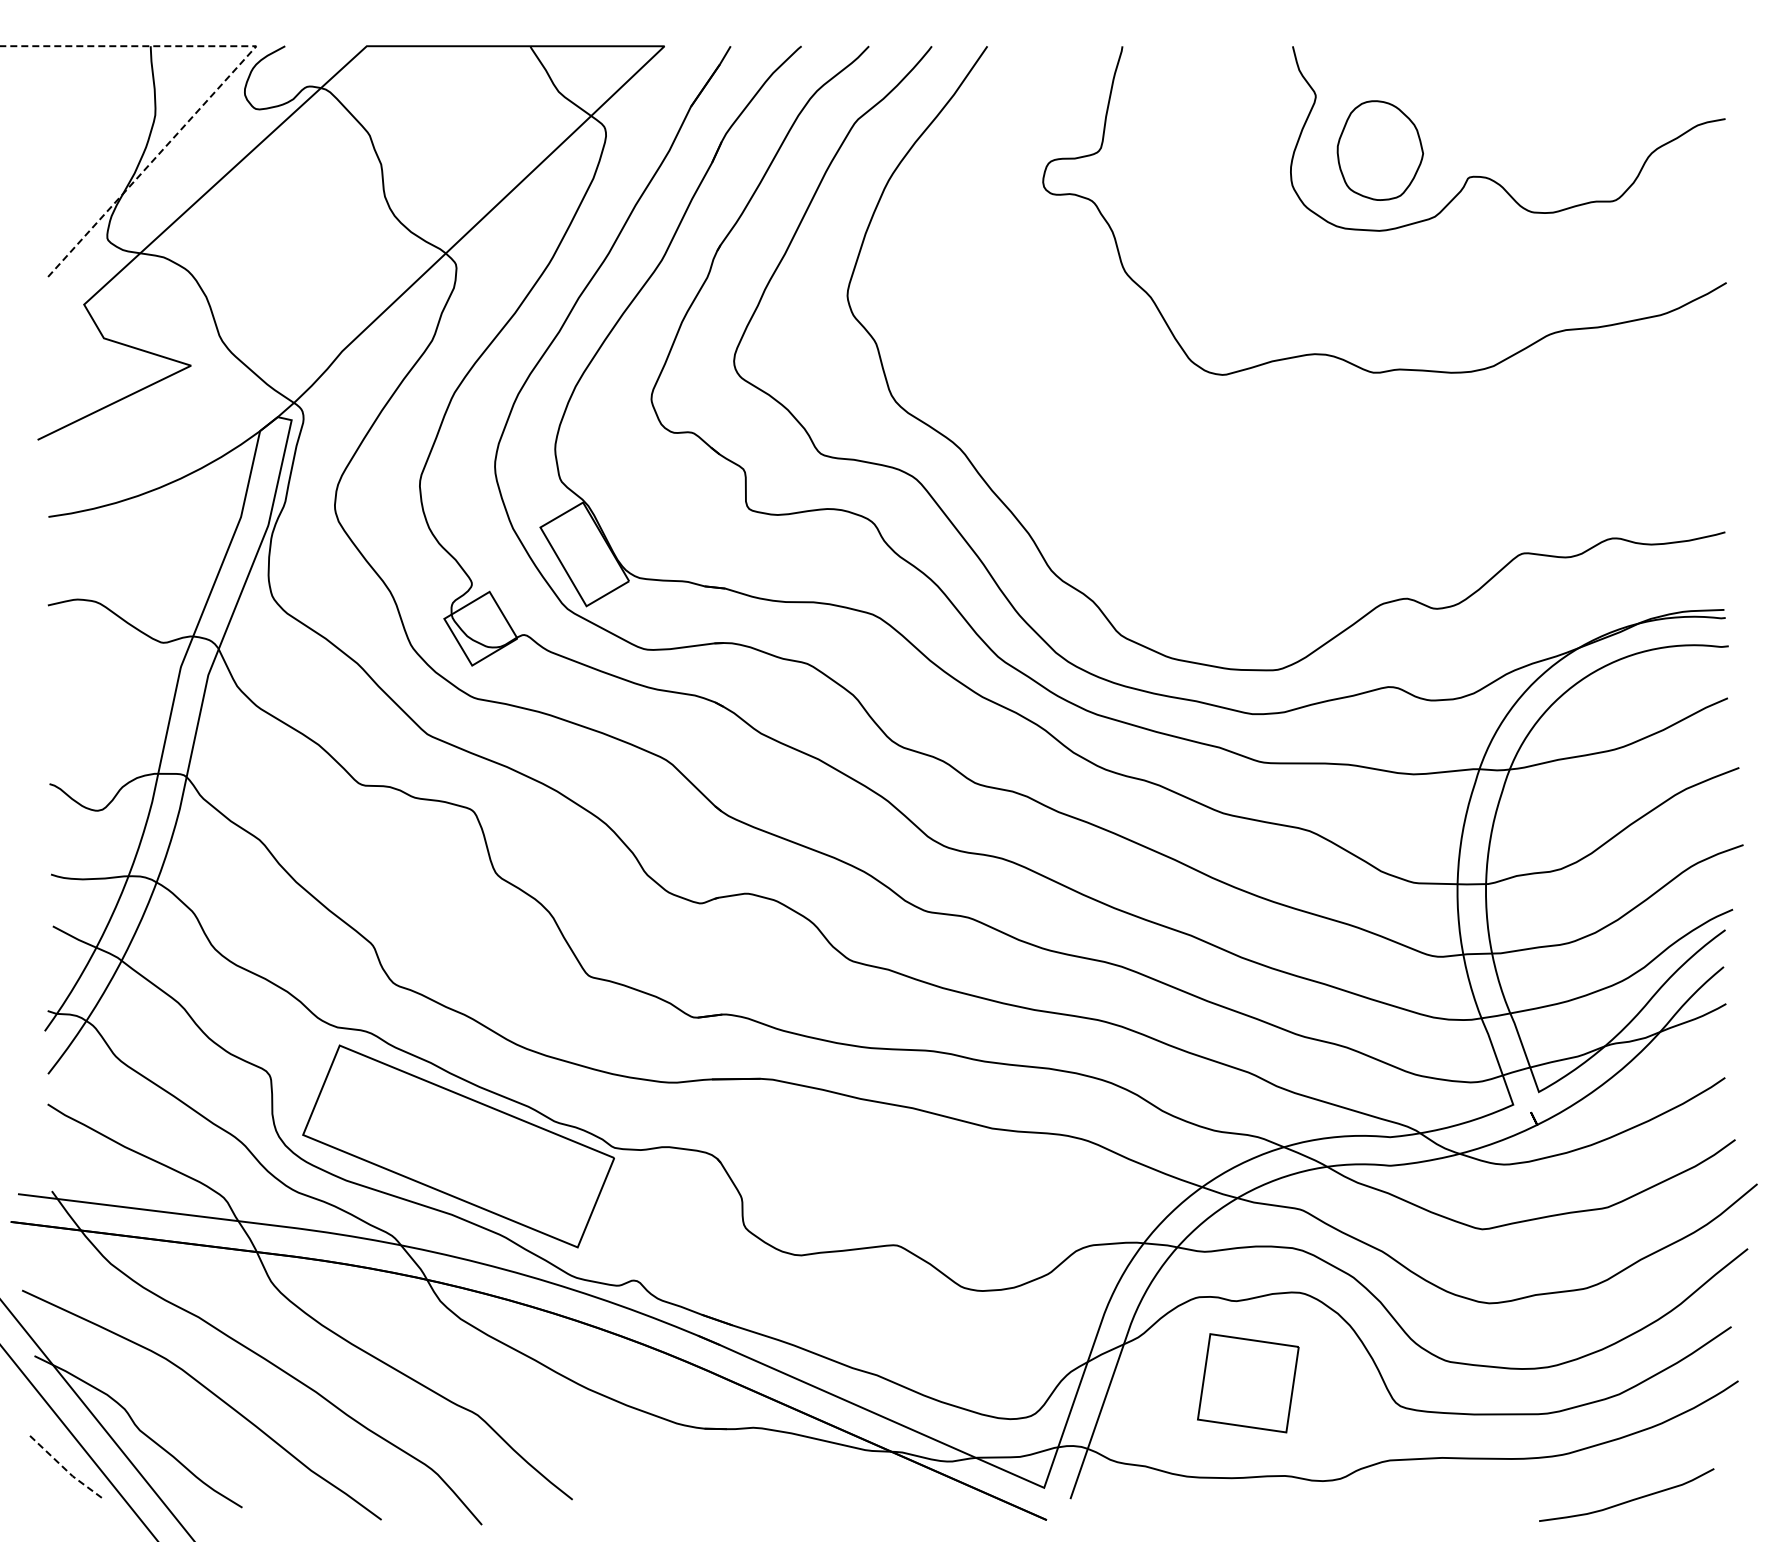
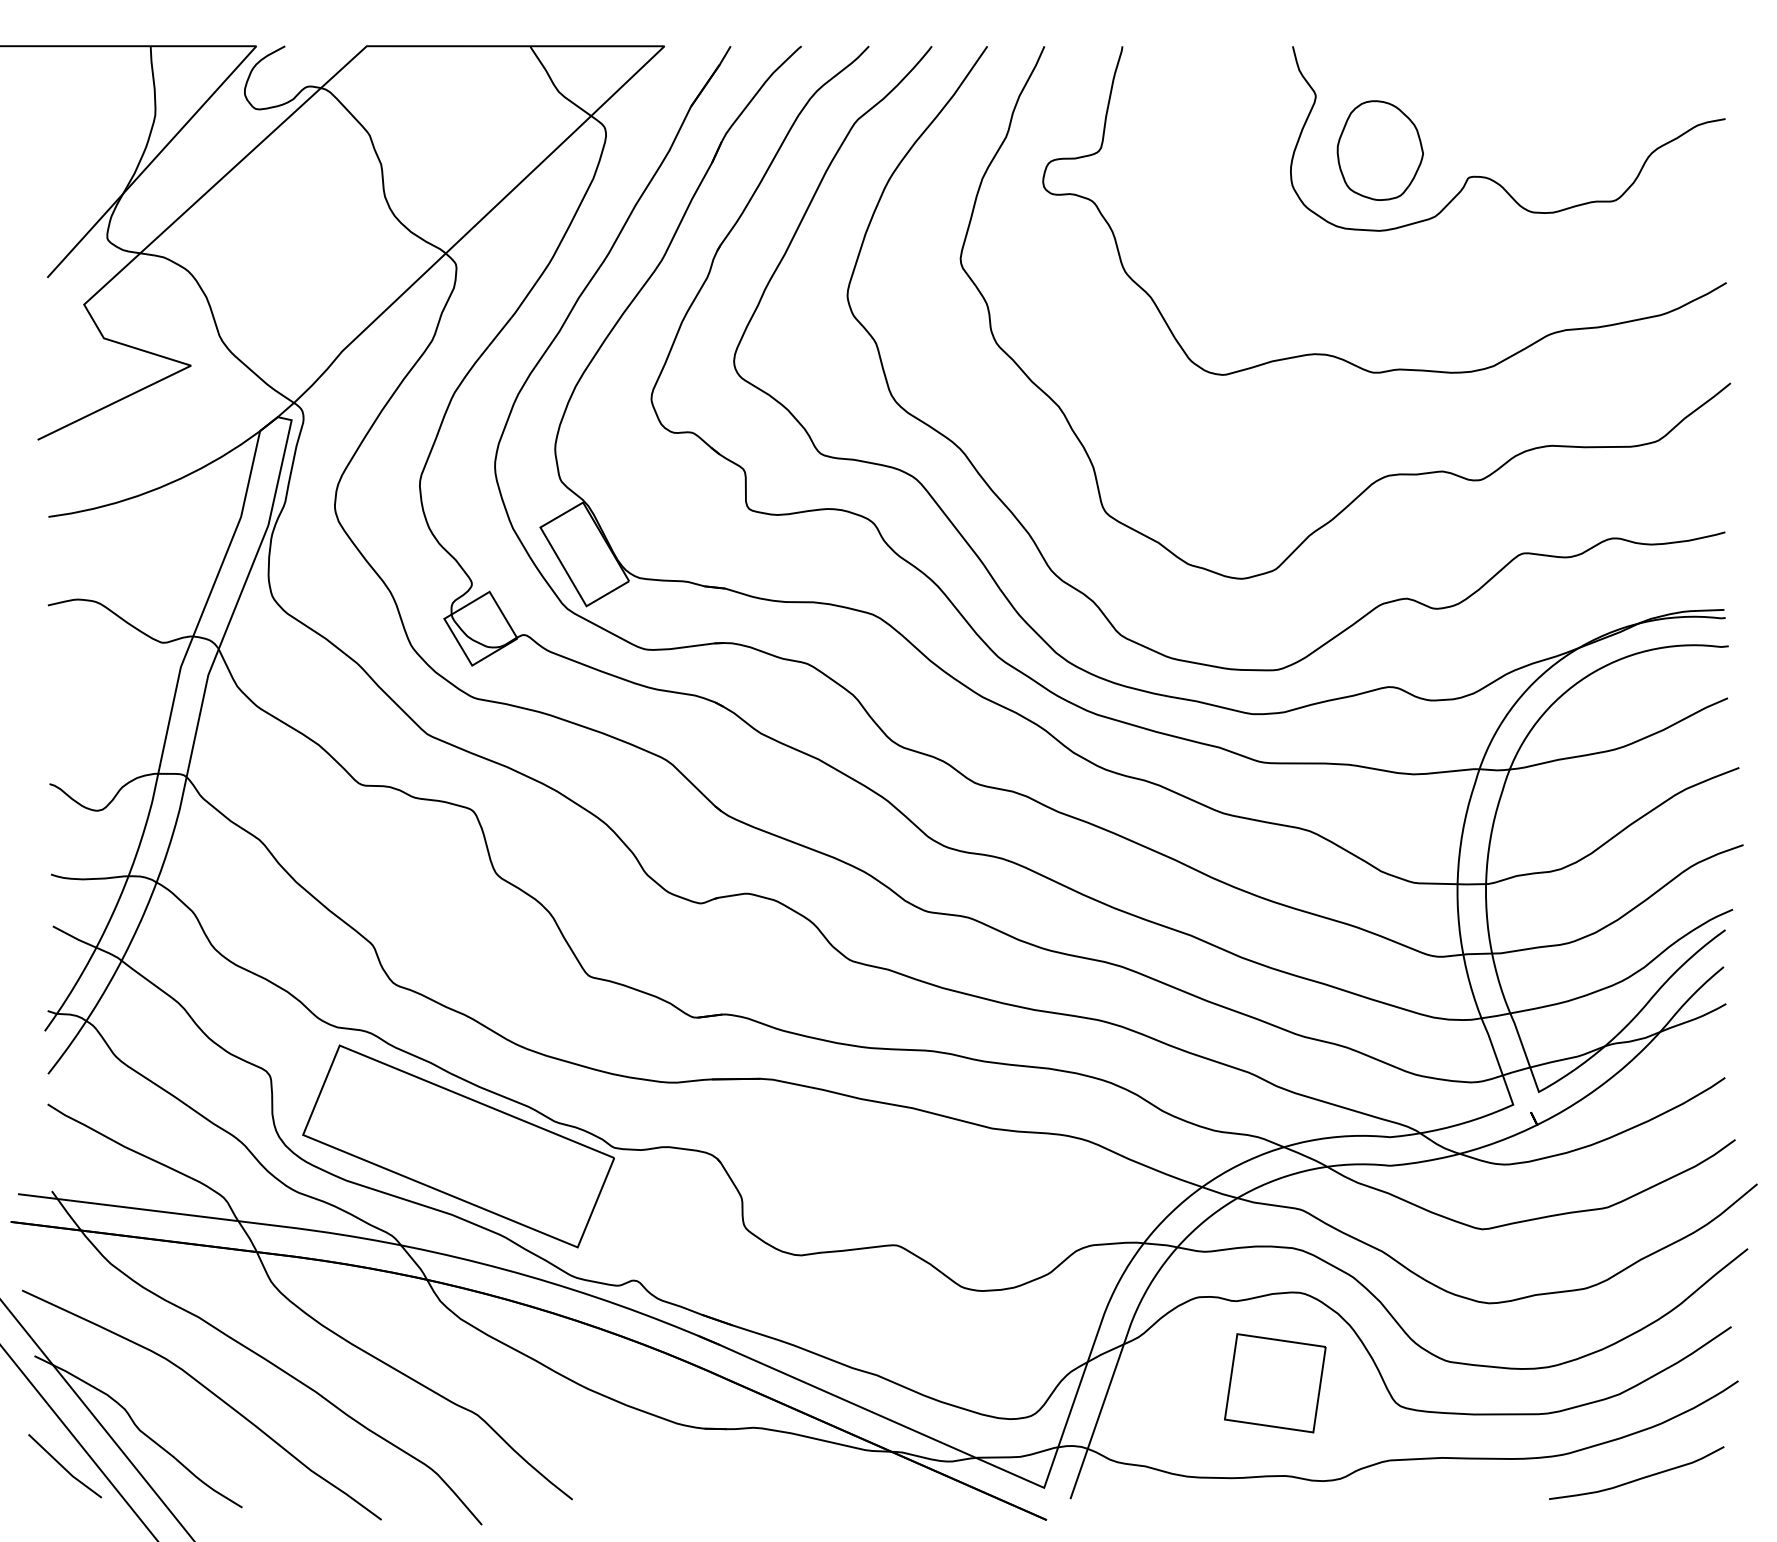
line: dashed -> solid (237, 67)
curve: none -> present (1388, 474)
part position: (1248, 1383) -> (1275, 1383) (1275, 1383)
line: dashed -> solid (64, 1468)
curve position: (1627, 1500) -> (1637, 1478) (1637, 1478)
